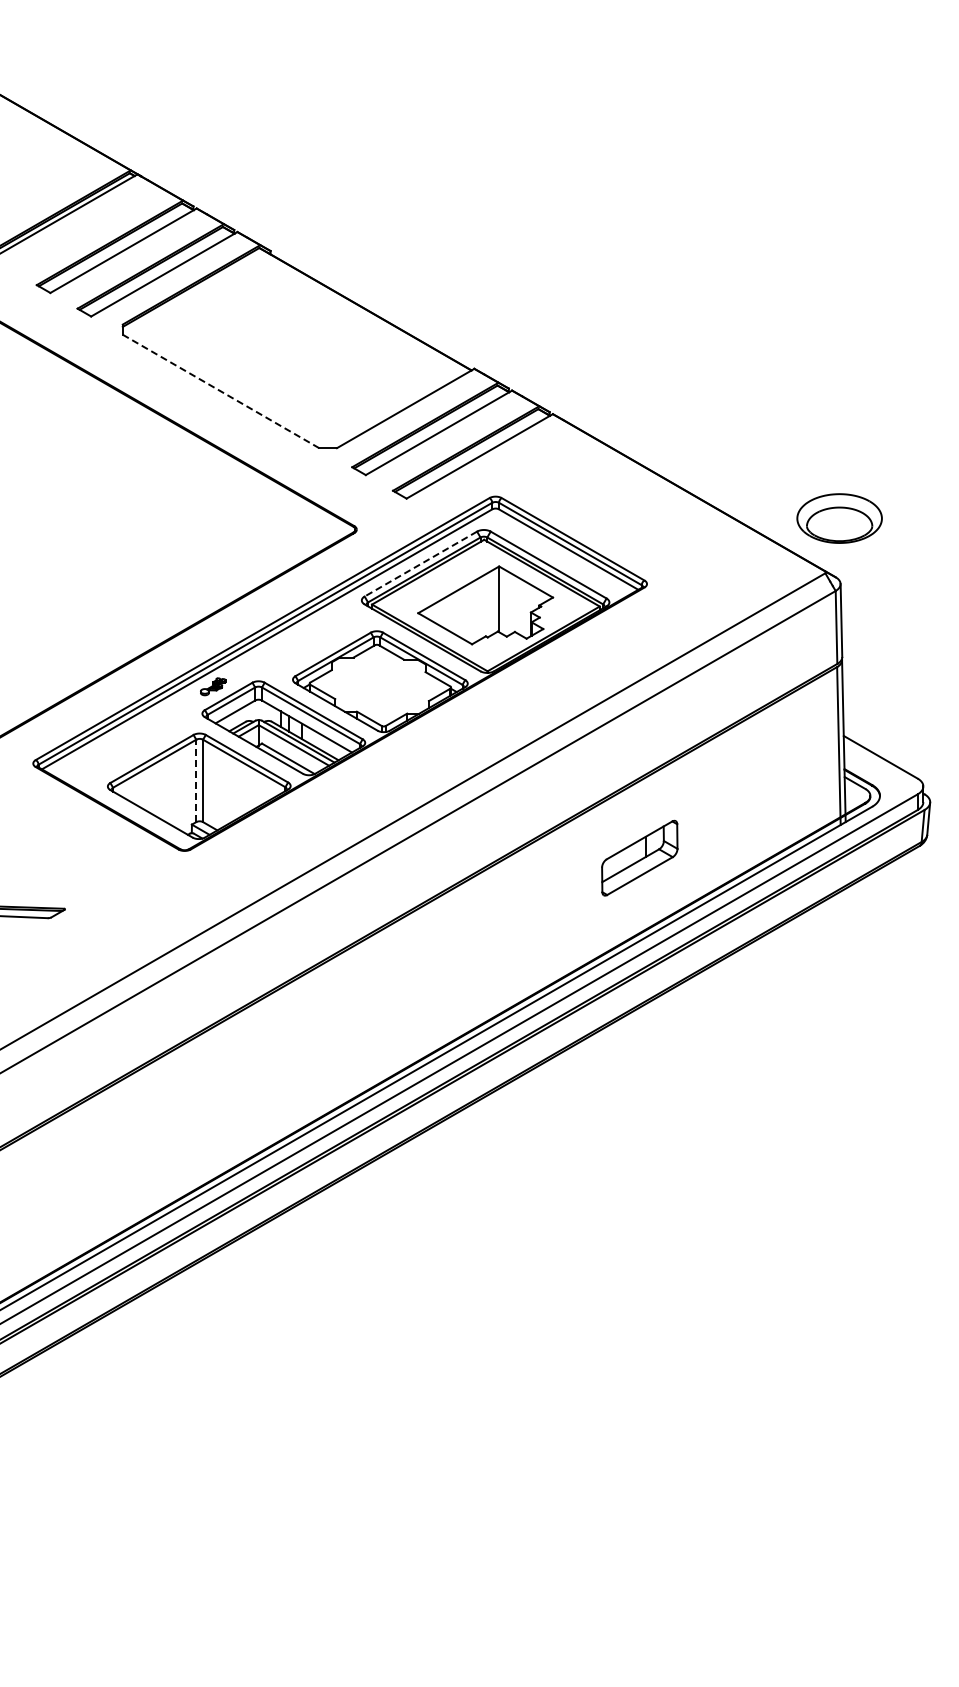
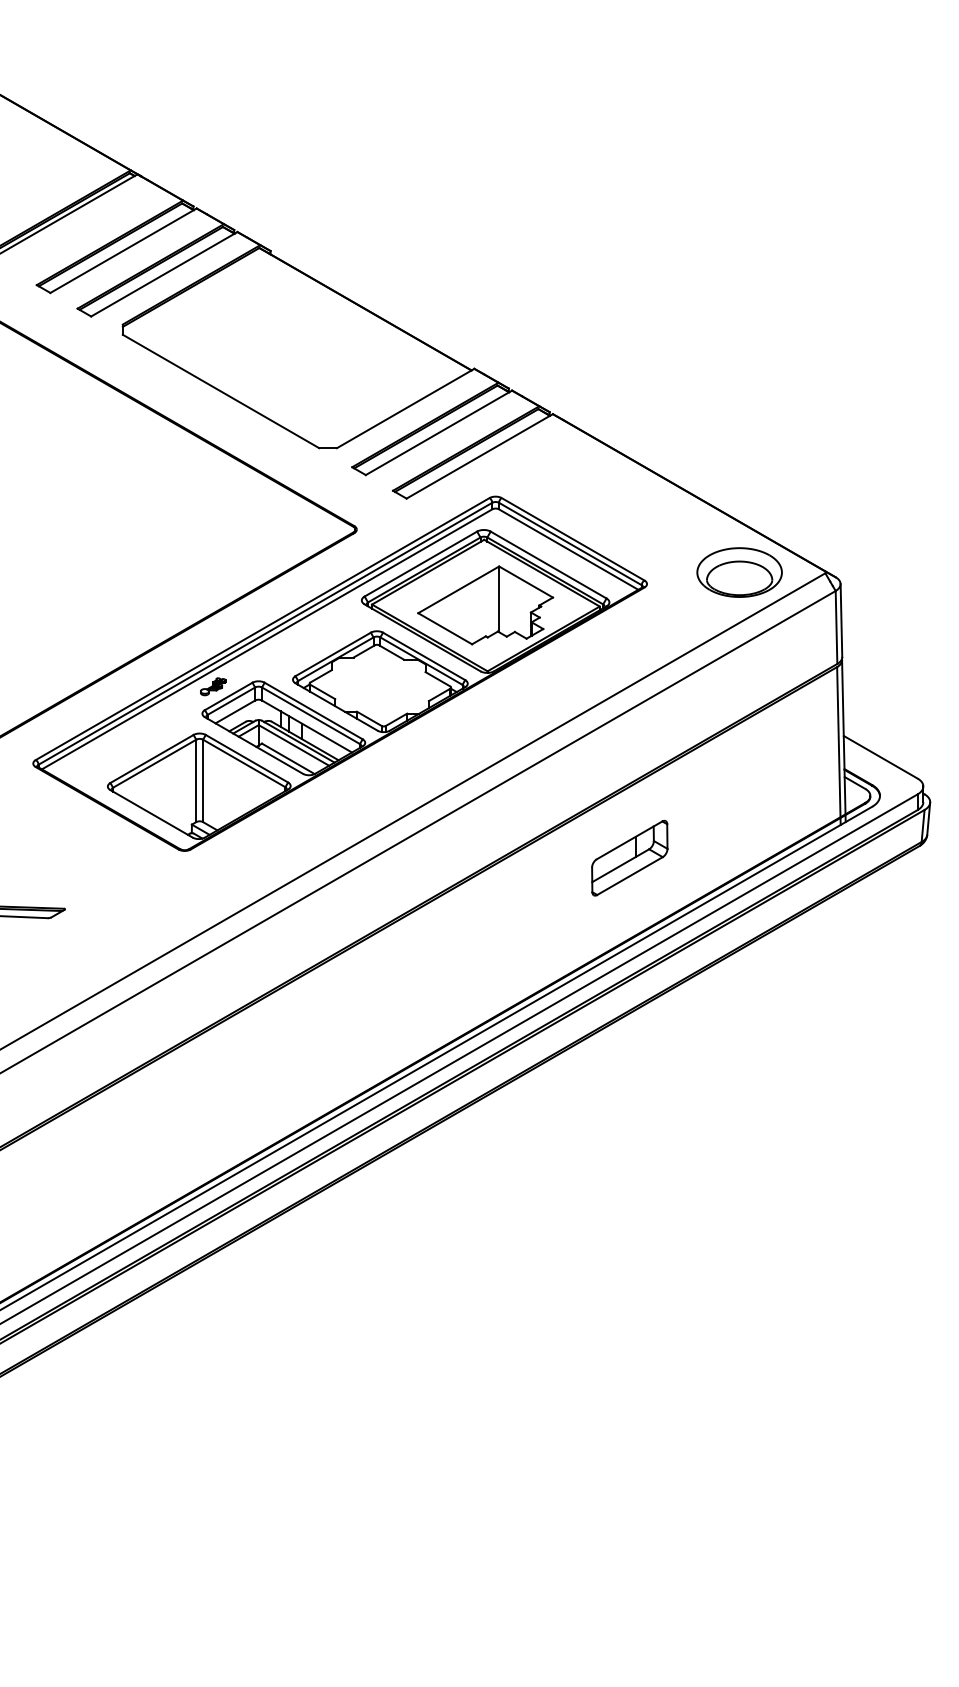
line: dashed -> solid (220, 391)
part position: (839, 518) -> (739, 572) (739, 572)
line: dashed -> solid (420, 564)
line: dashed -> solid (196, 780)
part position: (639, 857) -> (629, 857) (629, 857)
